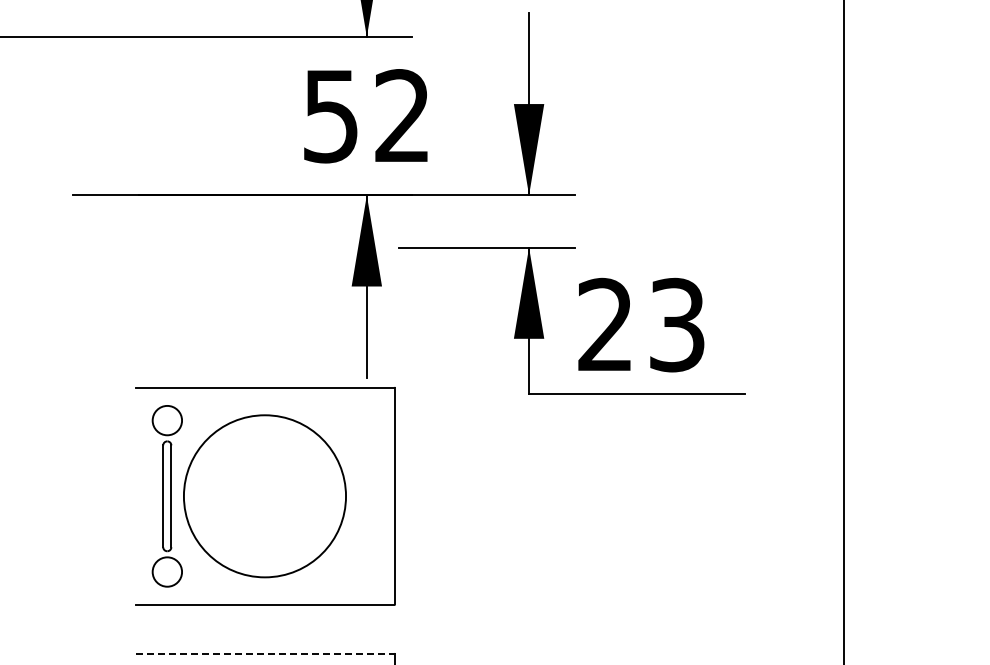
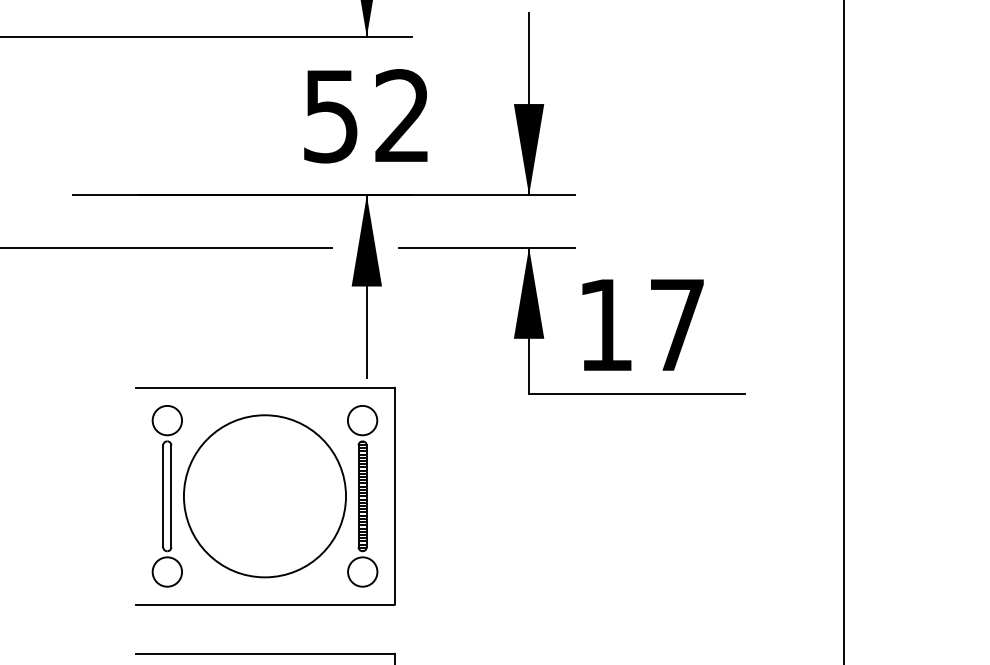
line: none -> present (167, 247)
text: 23 -> 17 (641, 324)
part: none -> present (362, 496)
line: dashed -> solid (265, 653)
